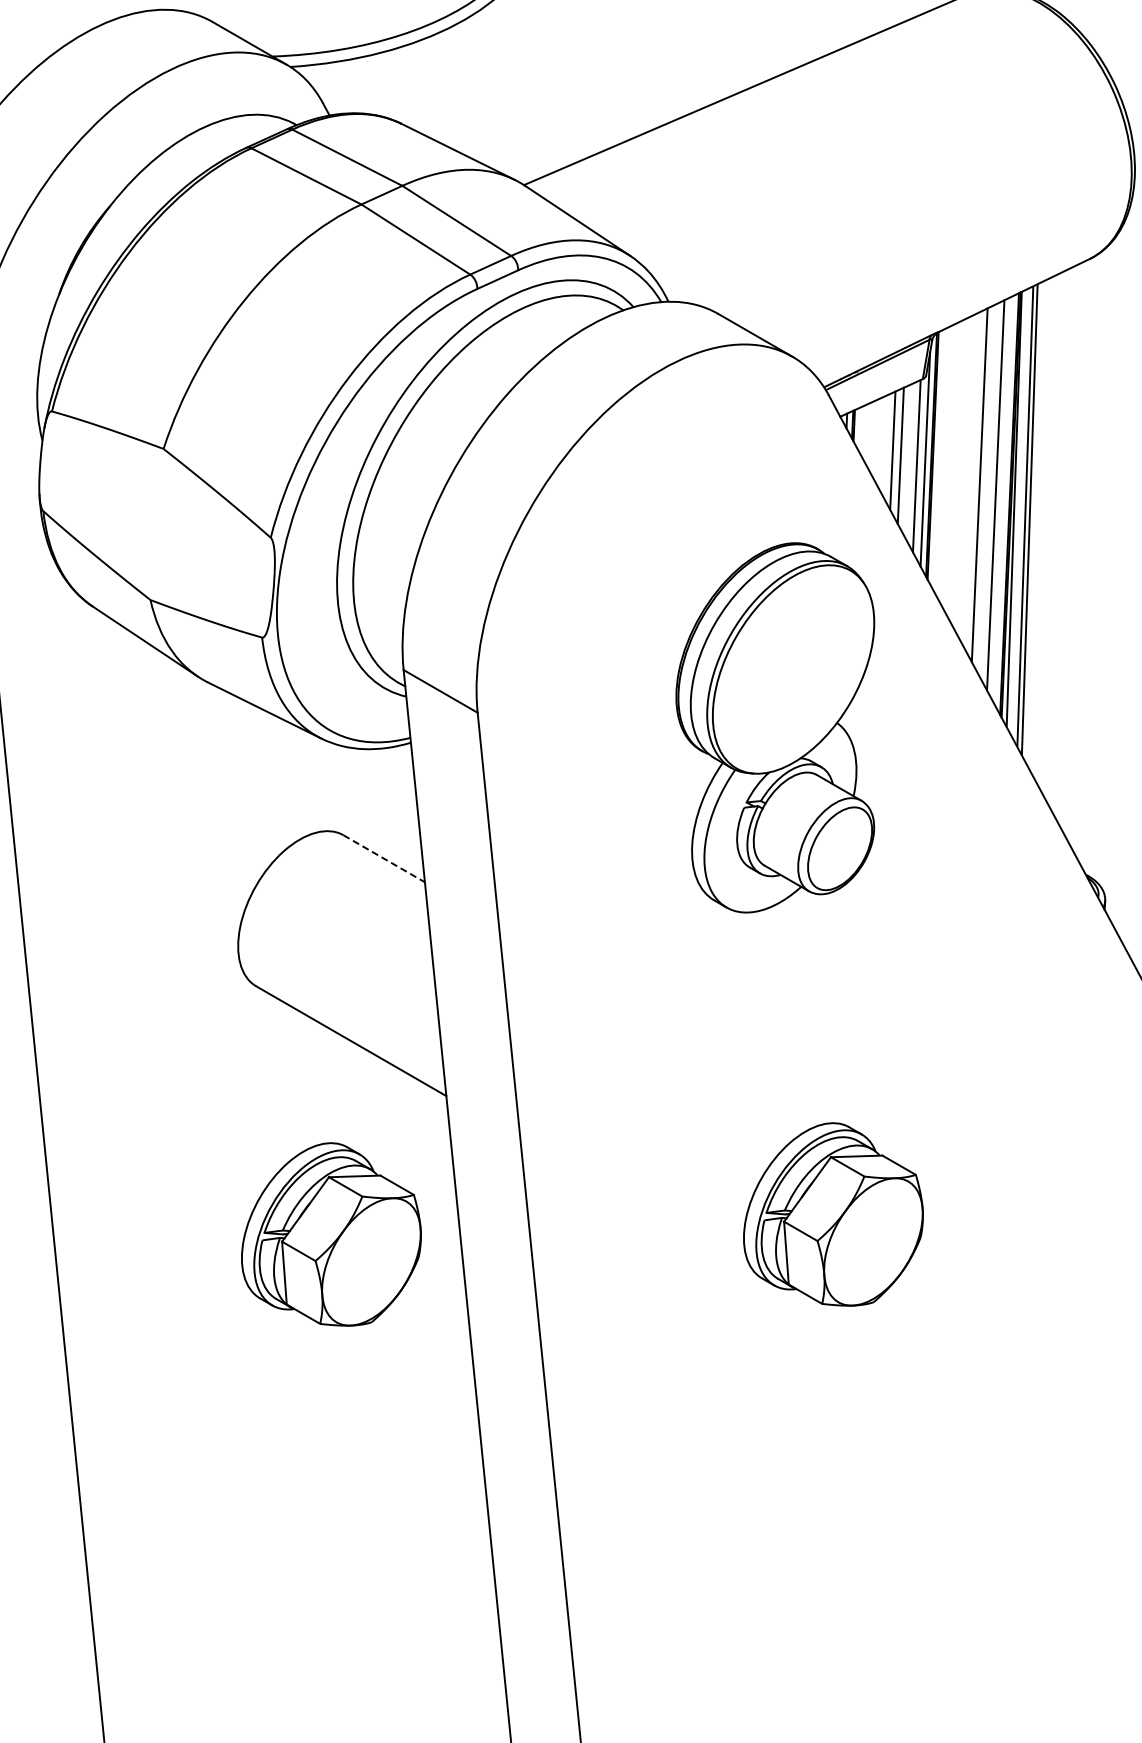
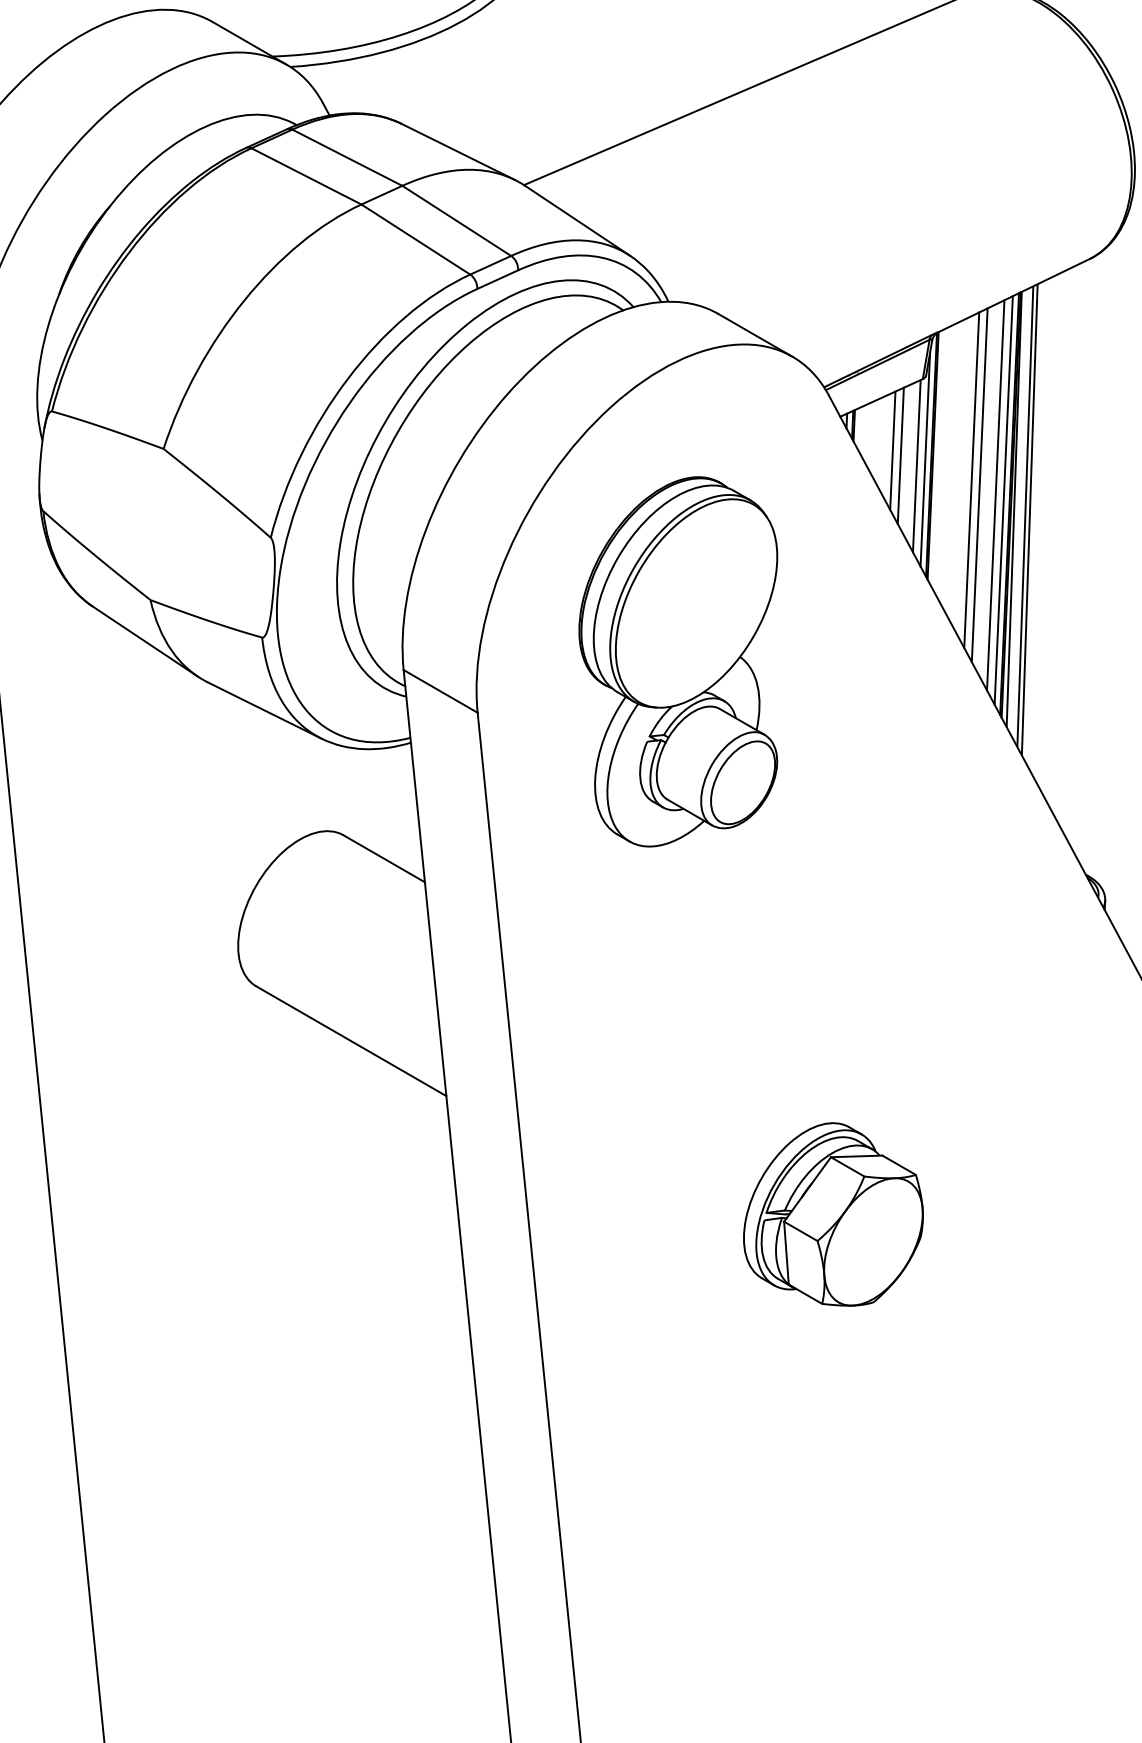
line: none -> present (971, 479)
line: none -> present (1003, 500)
part position: (775, 727) -> (678, 661) (678, 661)
line: dashed -> solid (384, 859)
part: present -> none (331, 1234)
